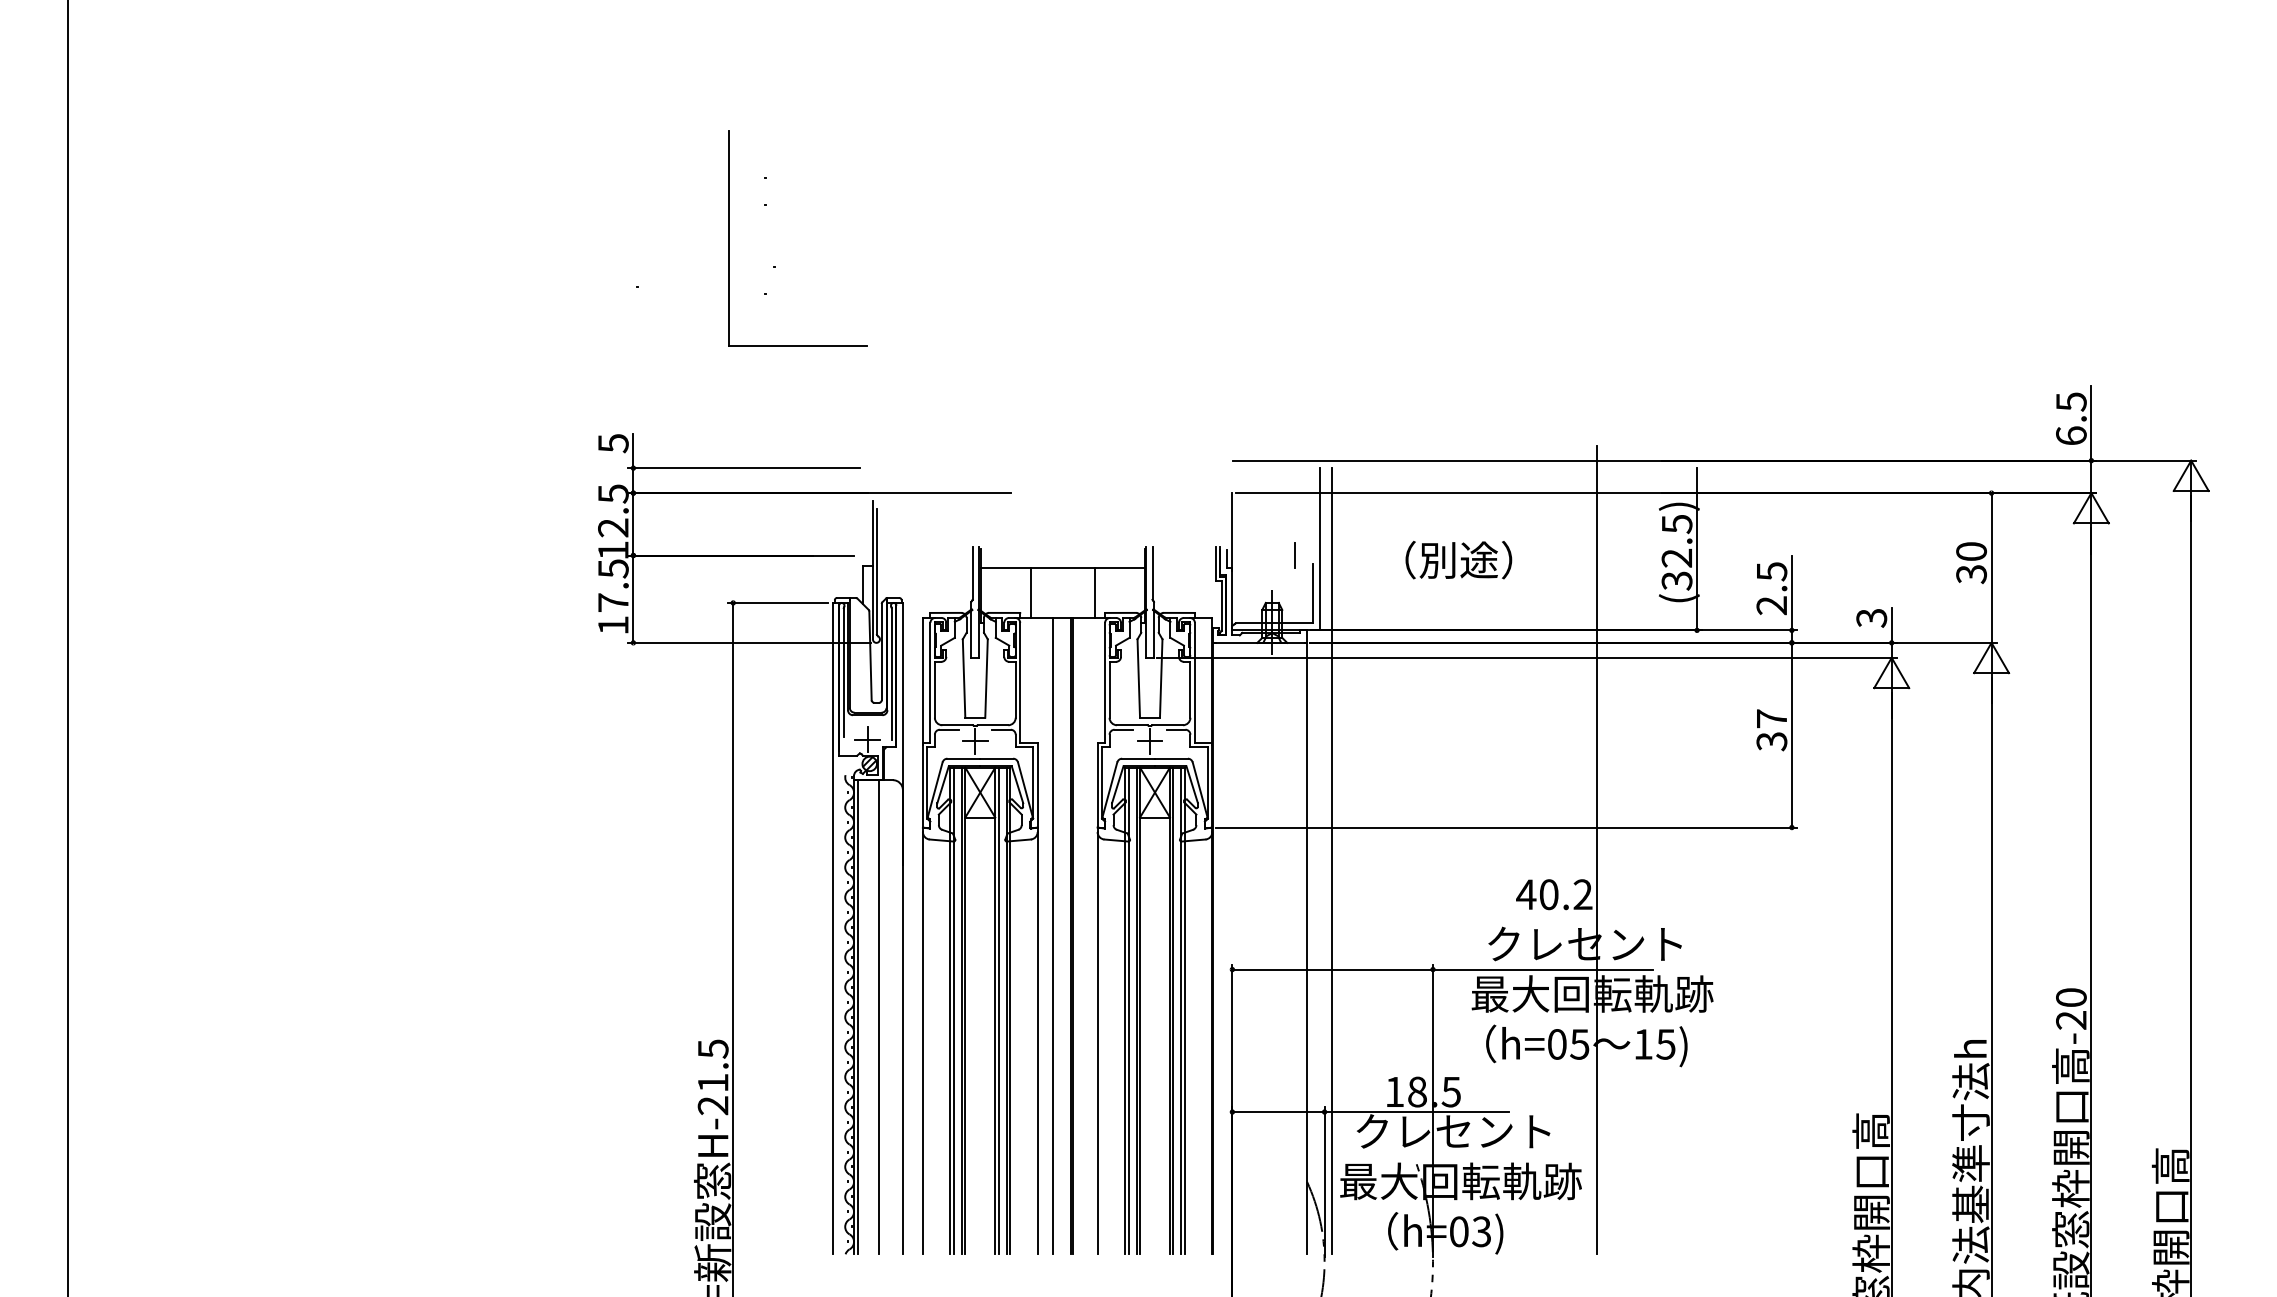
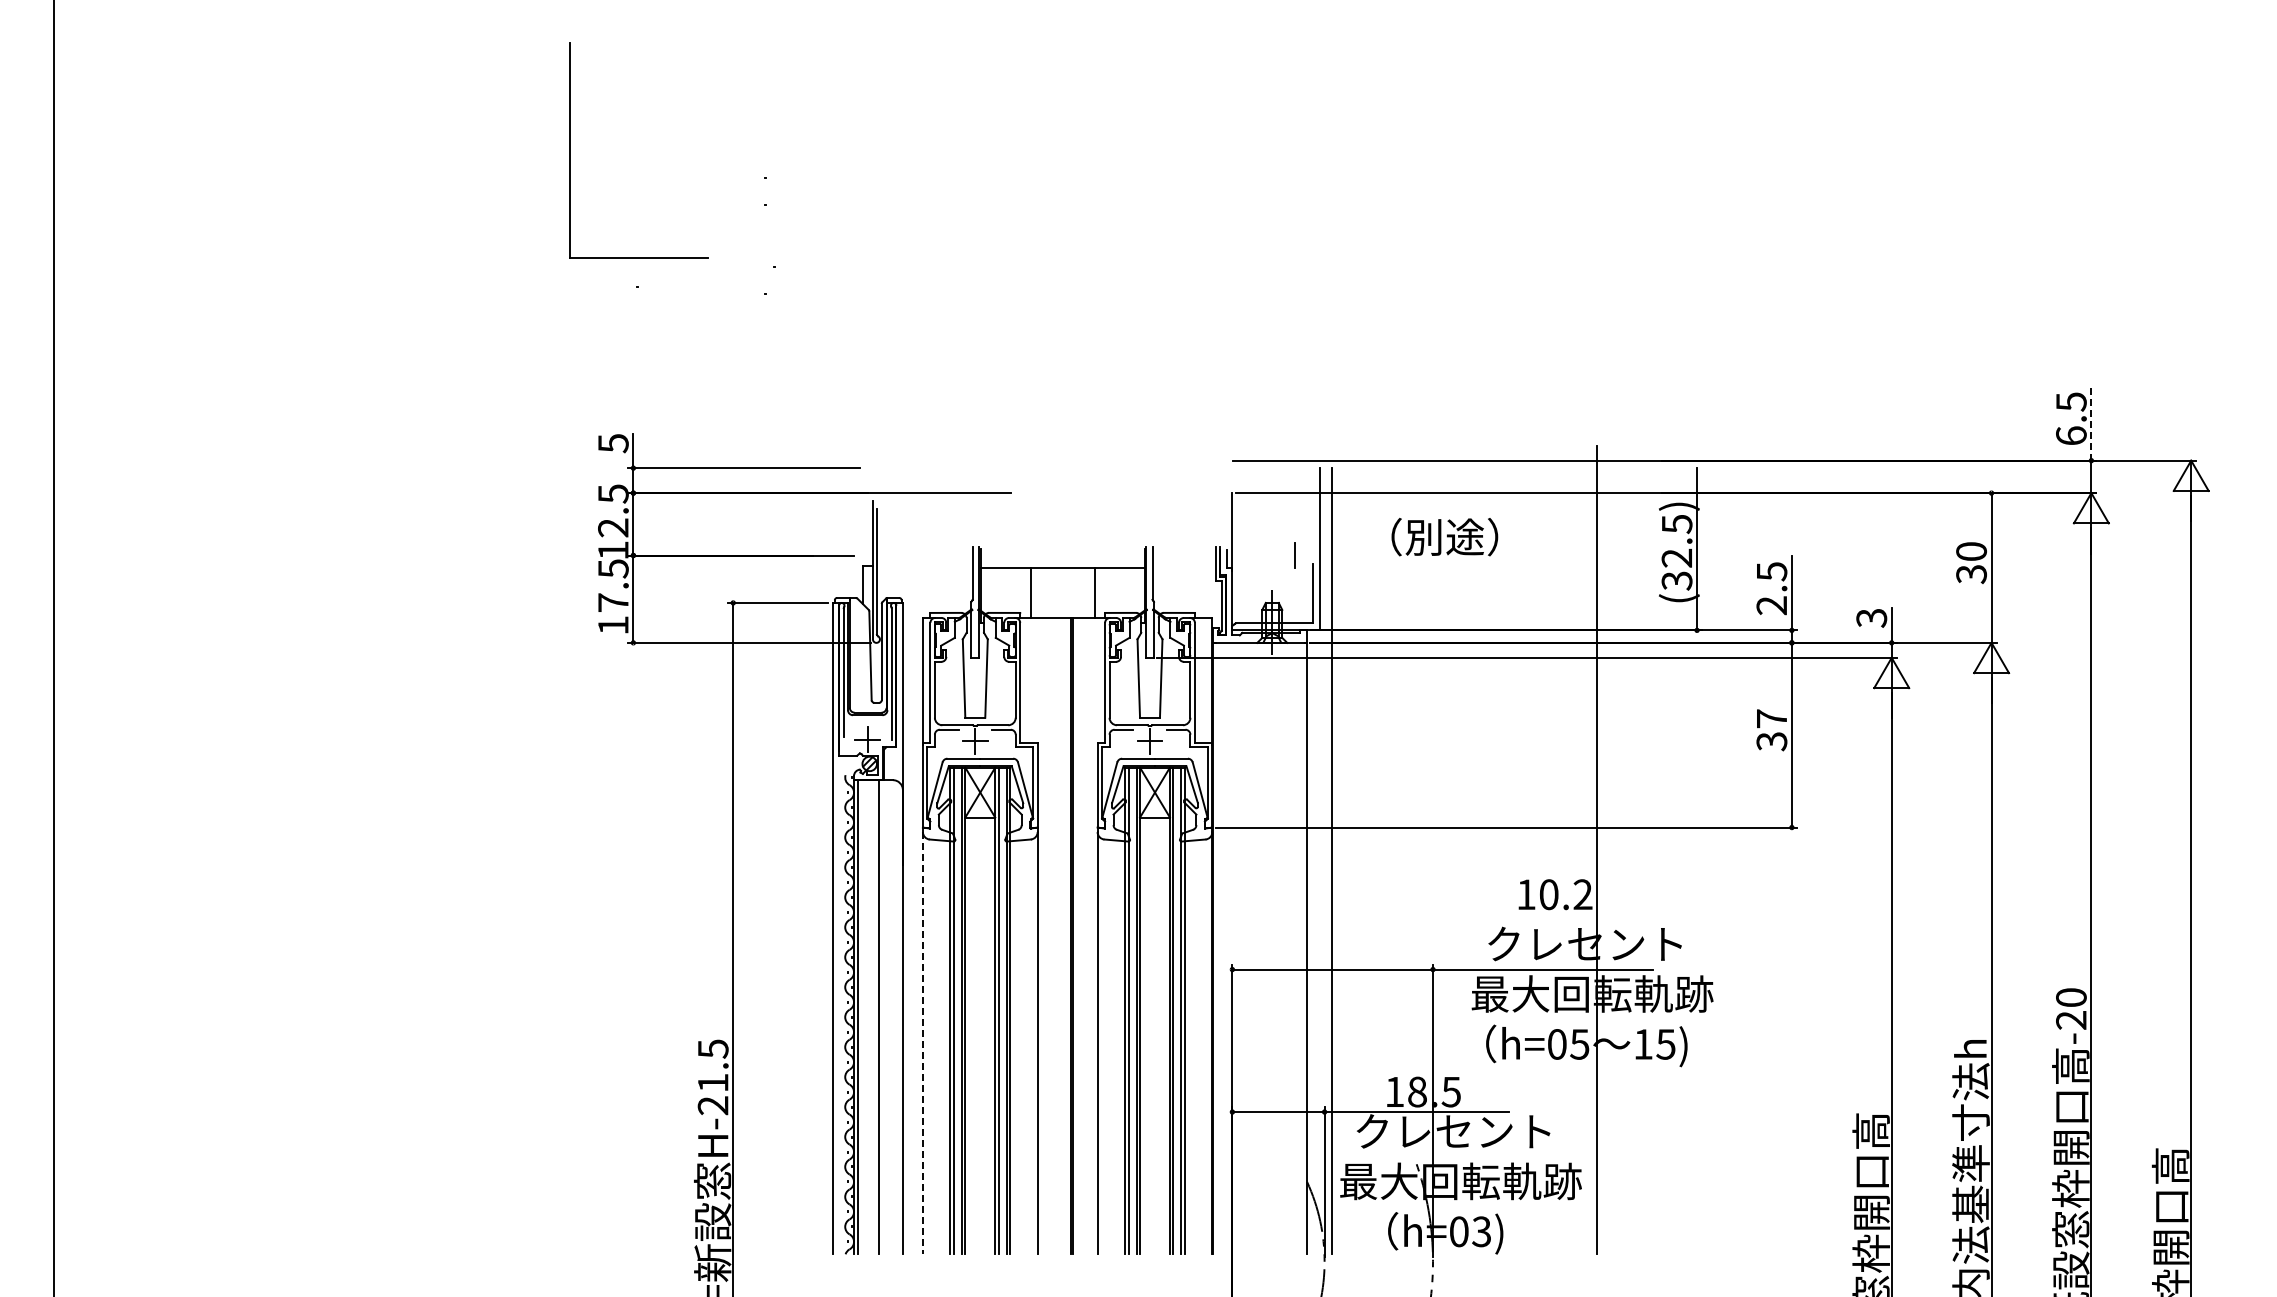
part position: (729, 238) -> (570, 150) (570, 150)
line: solid -> dashed (2091, 423)
text position: (1458, 560) -> (1444, 537) (1444, 537)
line position: (68, 647) -> (54, 647) (54, 647)
text: 40.2 -> 10.2 (1526, 894)
line: present -> none (1053, 935)
line: solid -> dashed (922, 1043)
